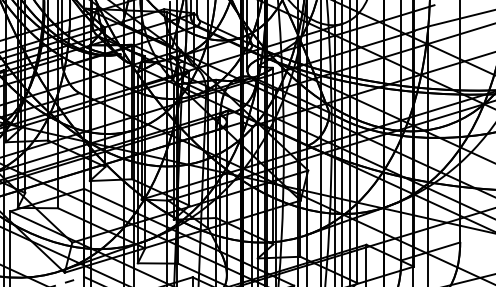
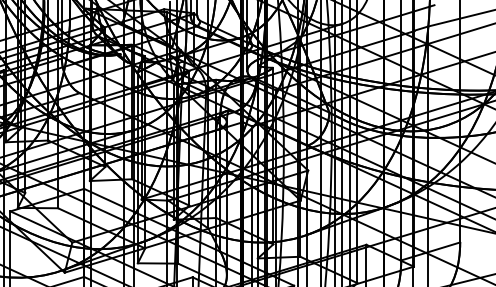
line: dashed -> solid (68, 281)
